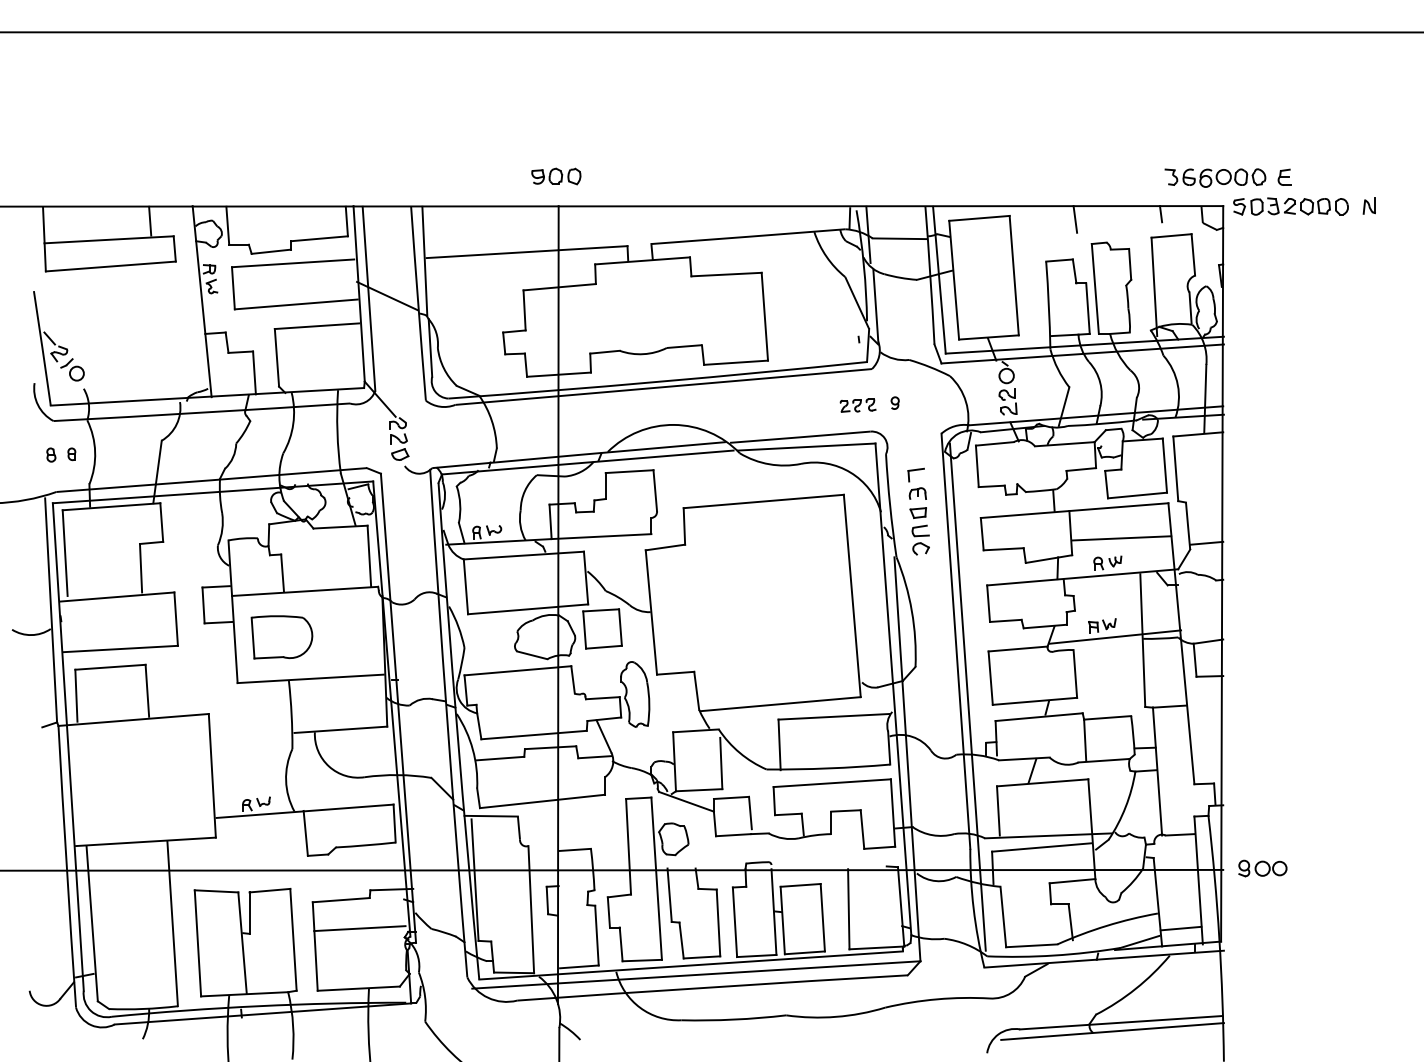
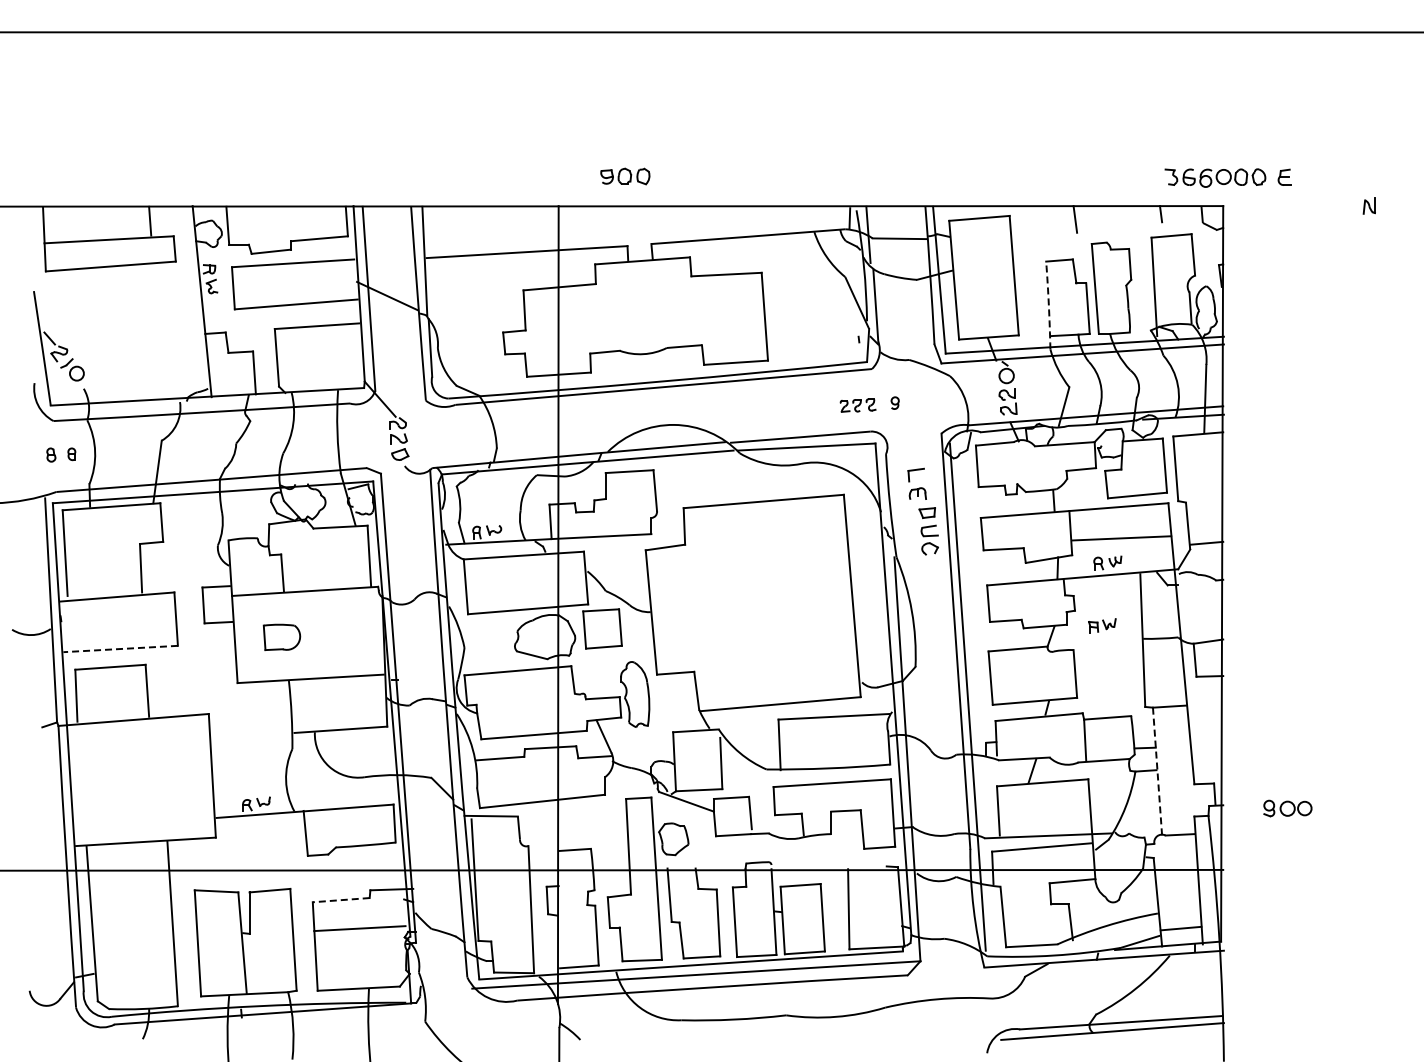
part position: (556, 176) -> (625, 176) (625, 176)
part: present -> none (1290, 206)
arc: solid -> dashed (1048, 305)
part position: (919, 531) -> (928, 531) (928, 531)
line: present -> none (1115, 636)
part size: 64x45 px -> 40x28 px (281, 636)
line: solid -> dashed (120, 649)
line: solid -> dashed (1157, 772)
part position: (1262, 868) -> (1287, 808) (1287, 808)
line: solid -> dashed (341, 900)
